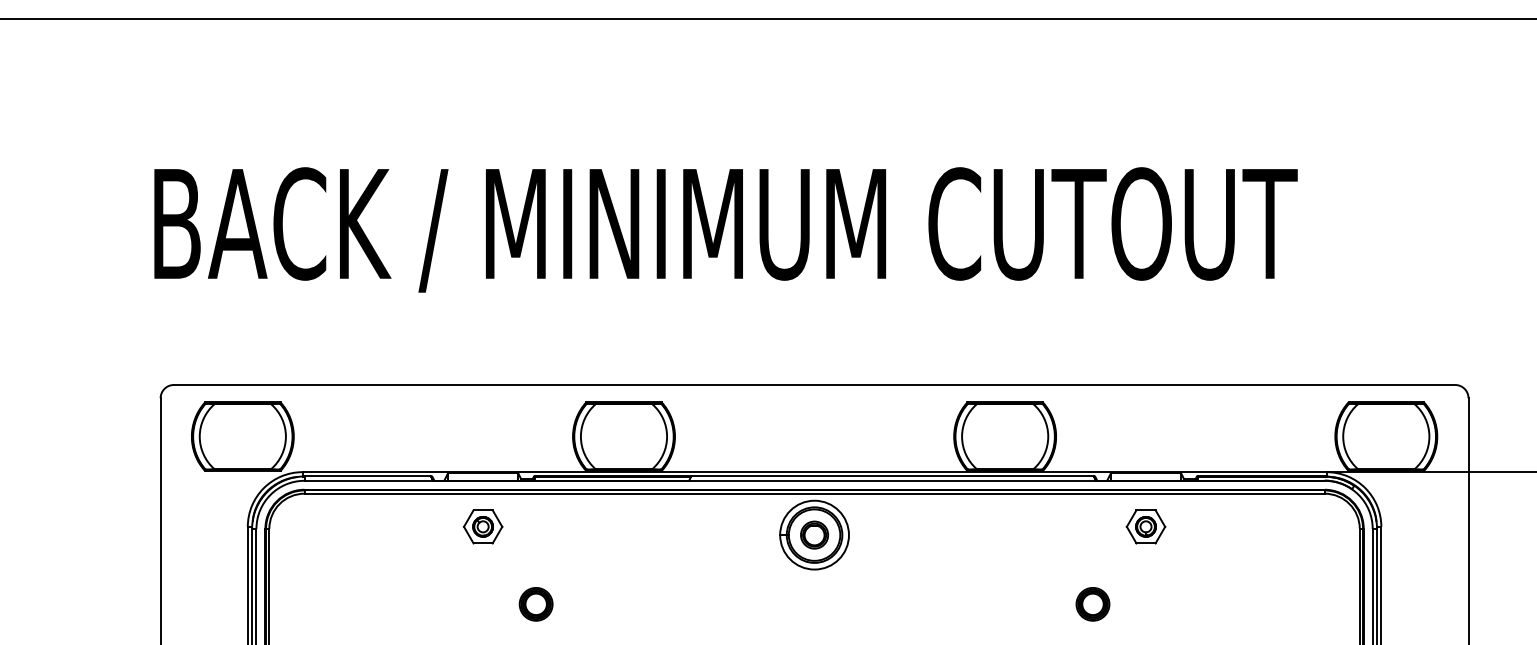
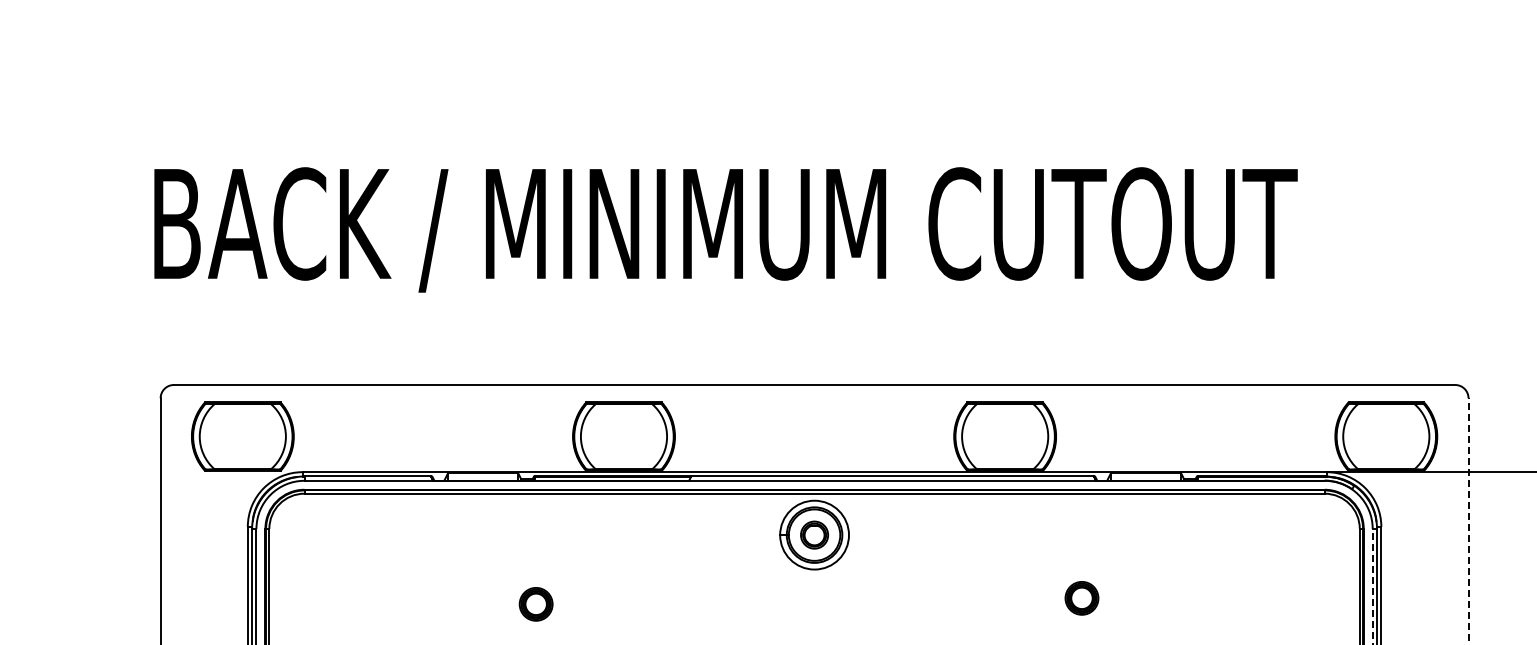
line: present -> none (767, 19)
line: solid -> dashed (1468, 521)
part: present -> none (482, 526)
part: present -> none (1145, 526)
line: solid -> dashed (1372, 586)
part position: (1092, 604) -> (1081, 598) (1081, 598)
